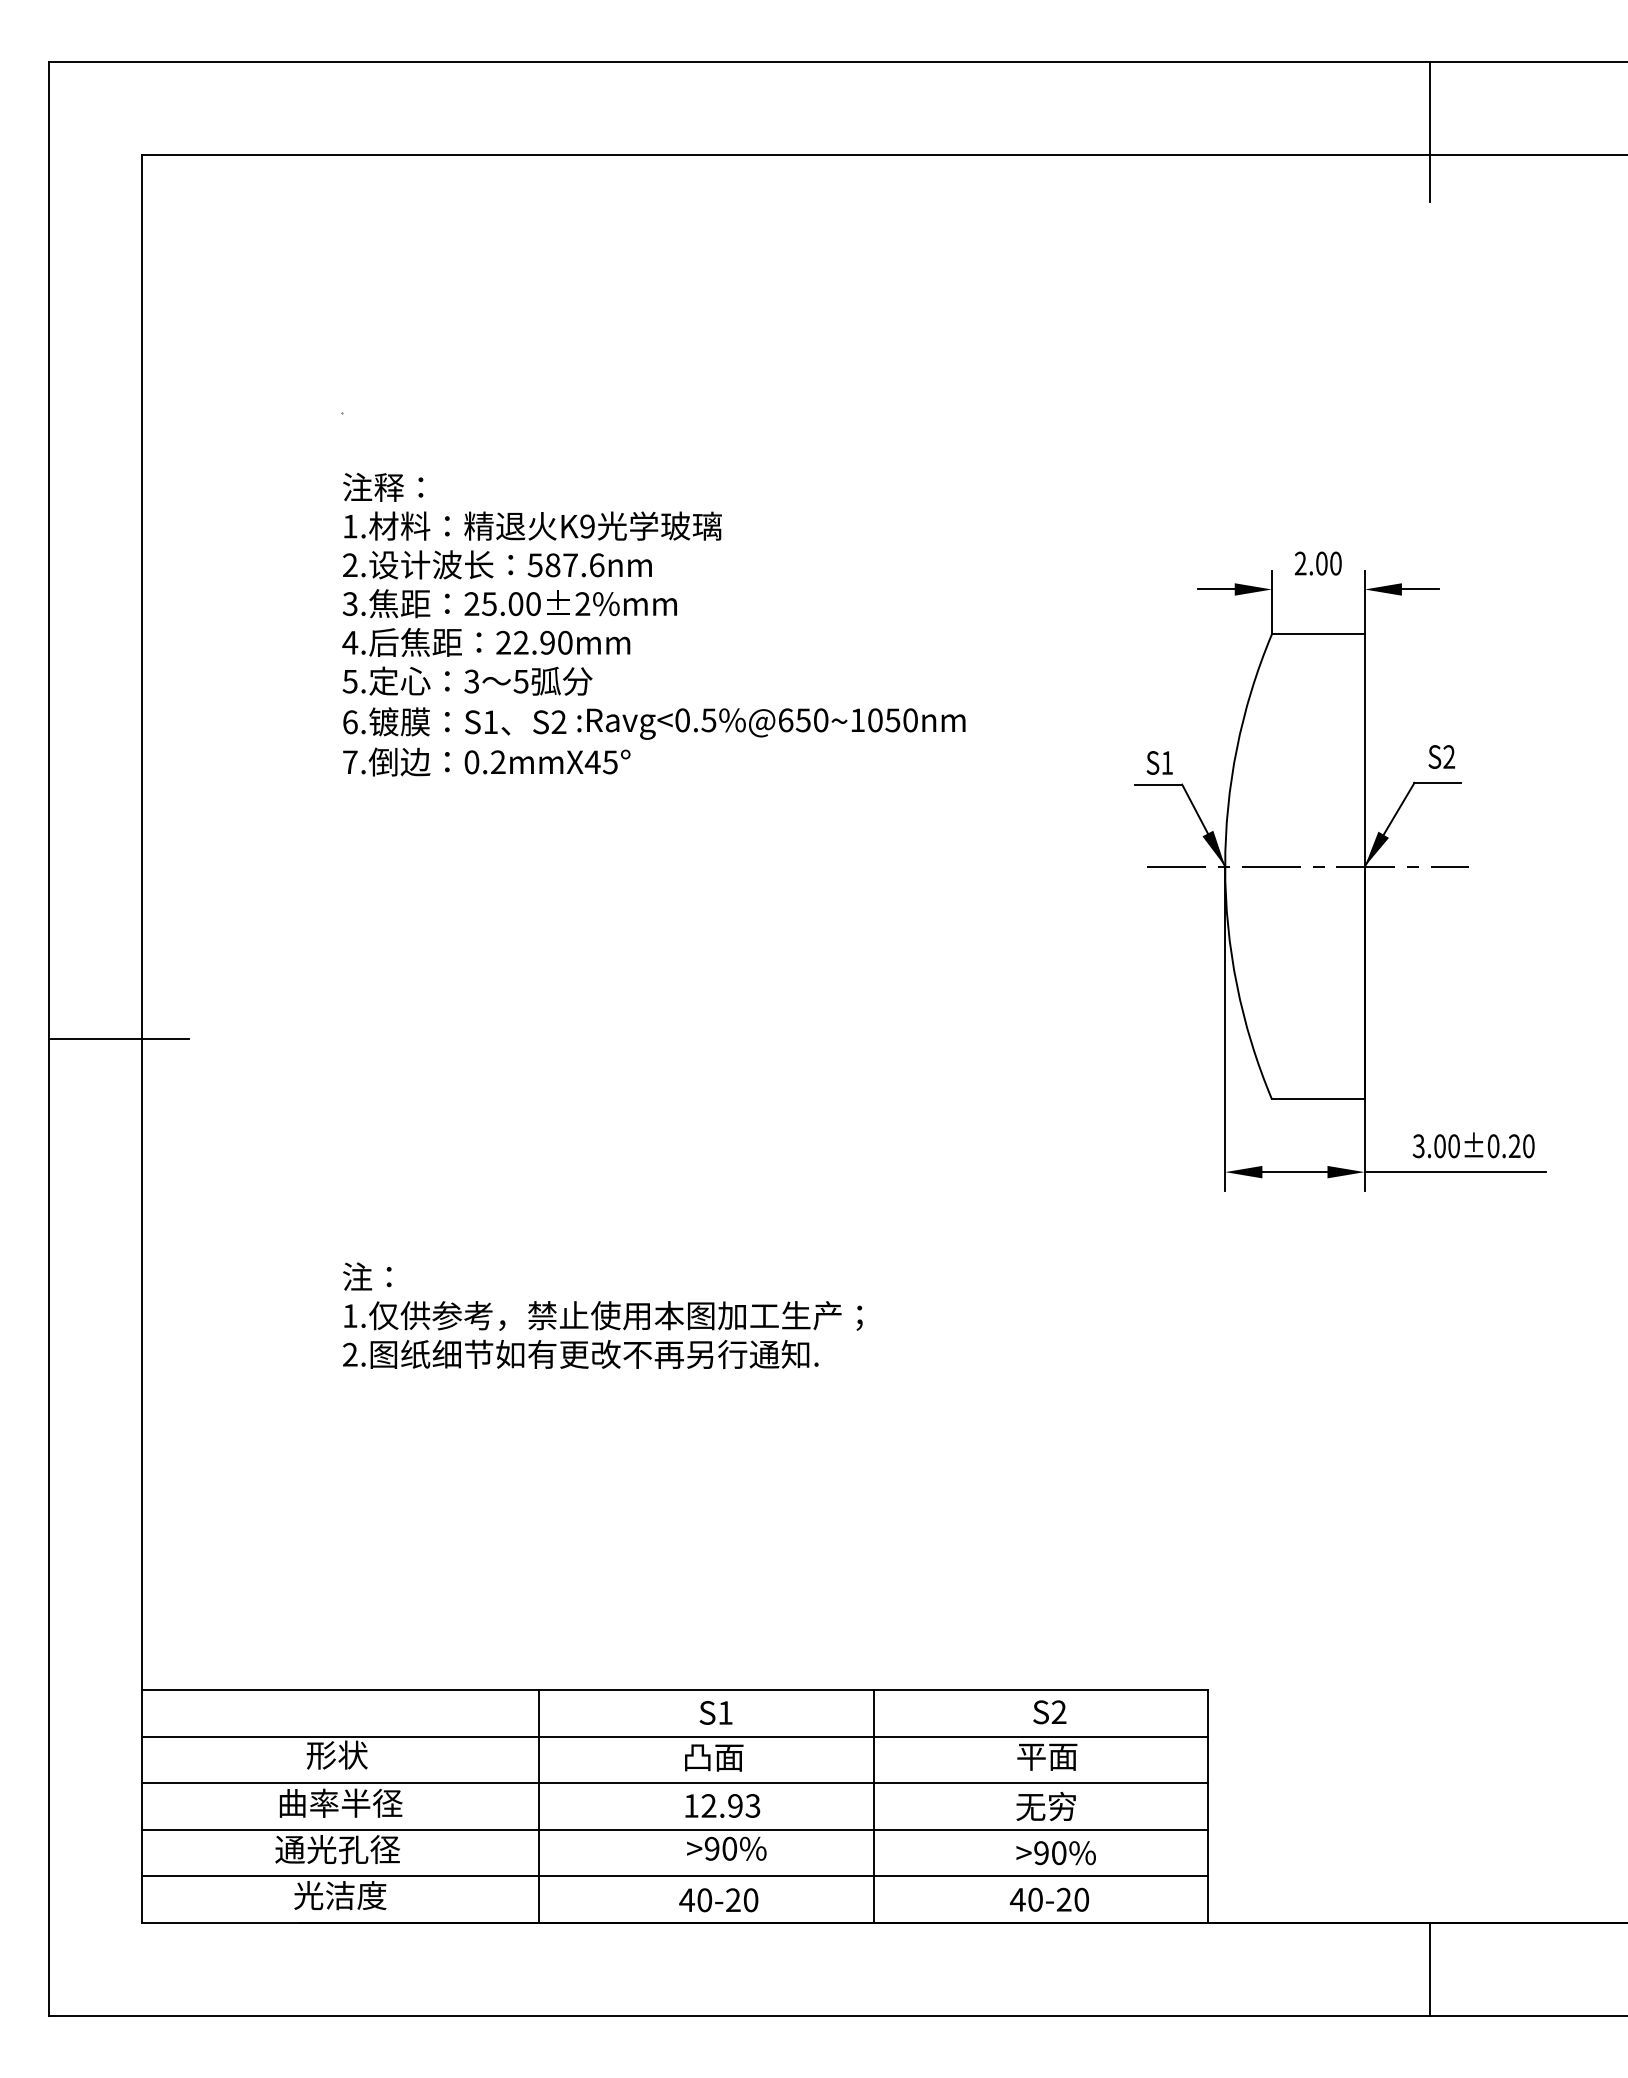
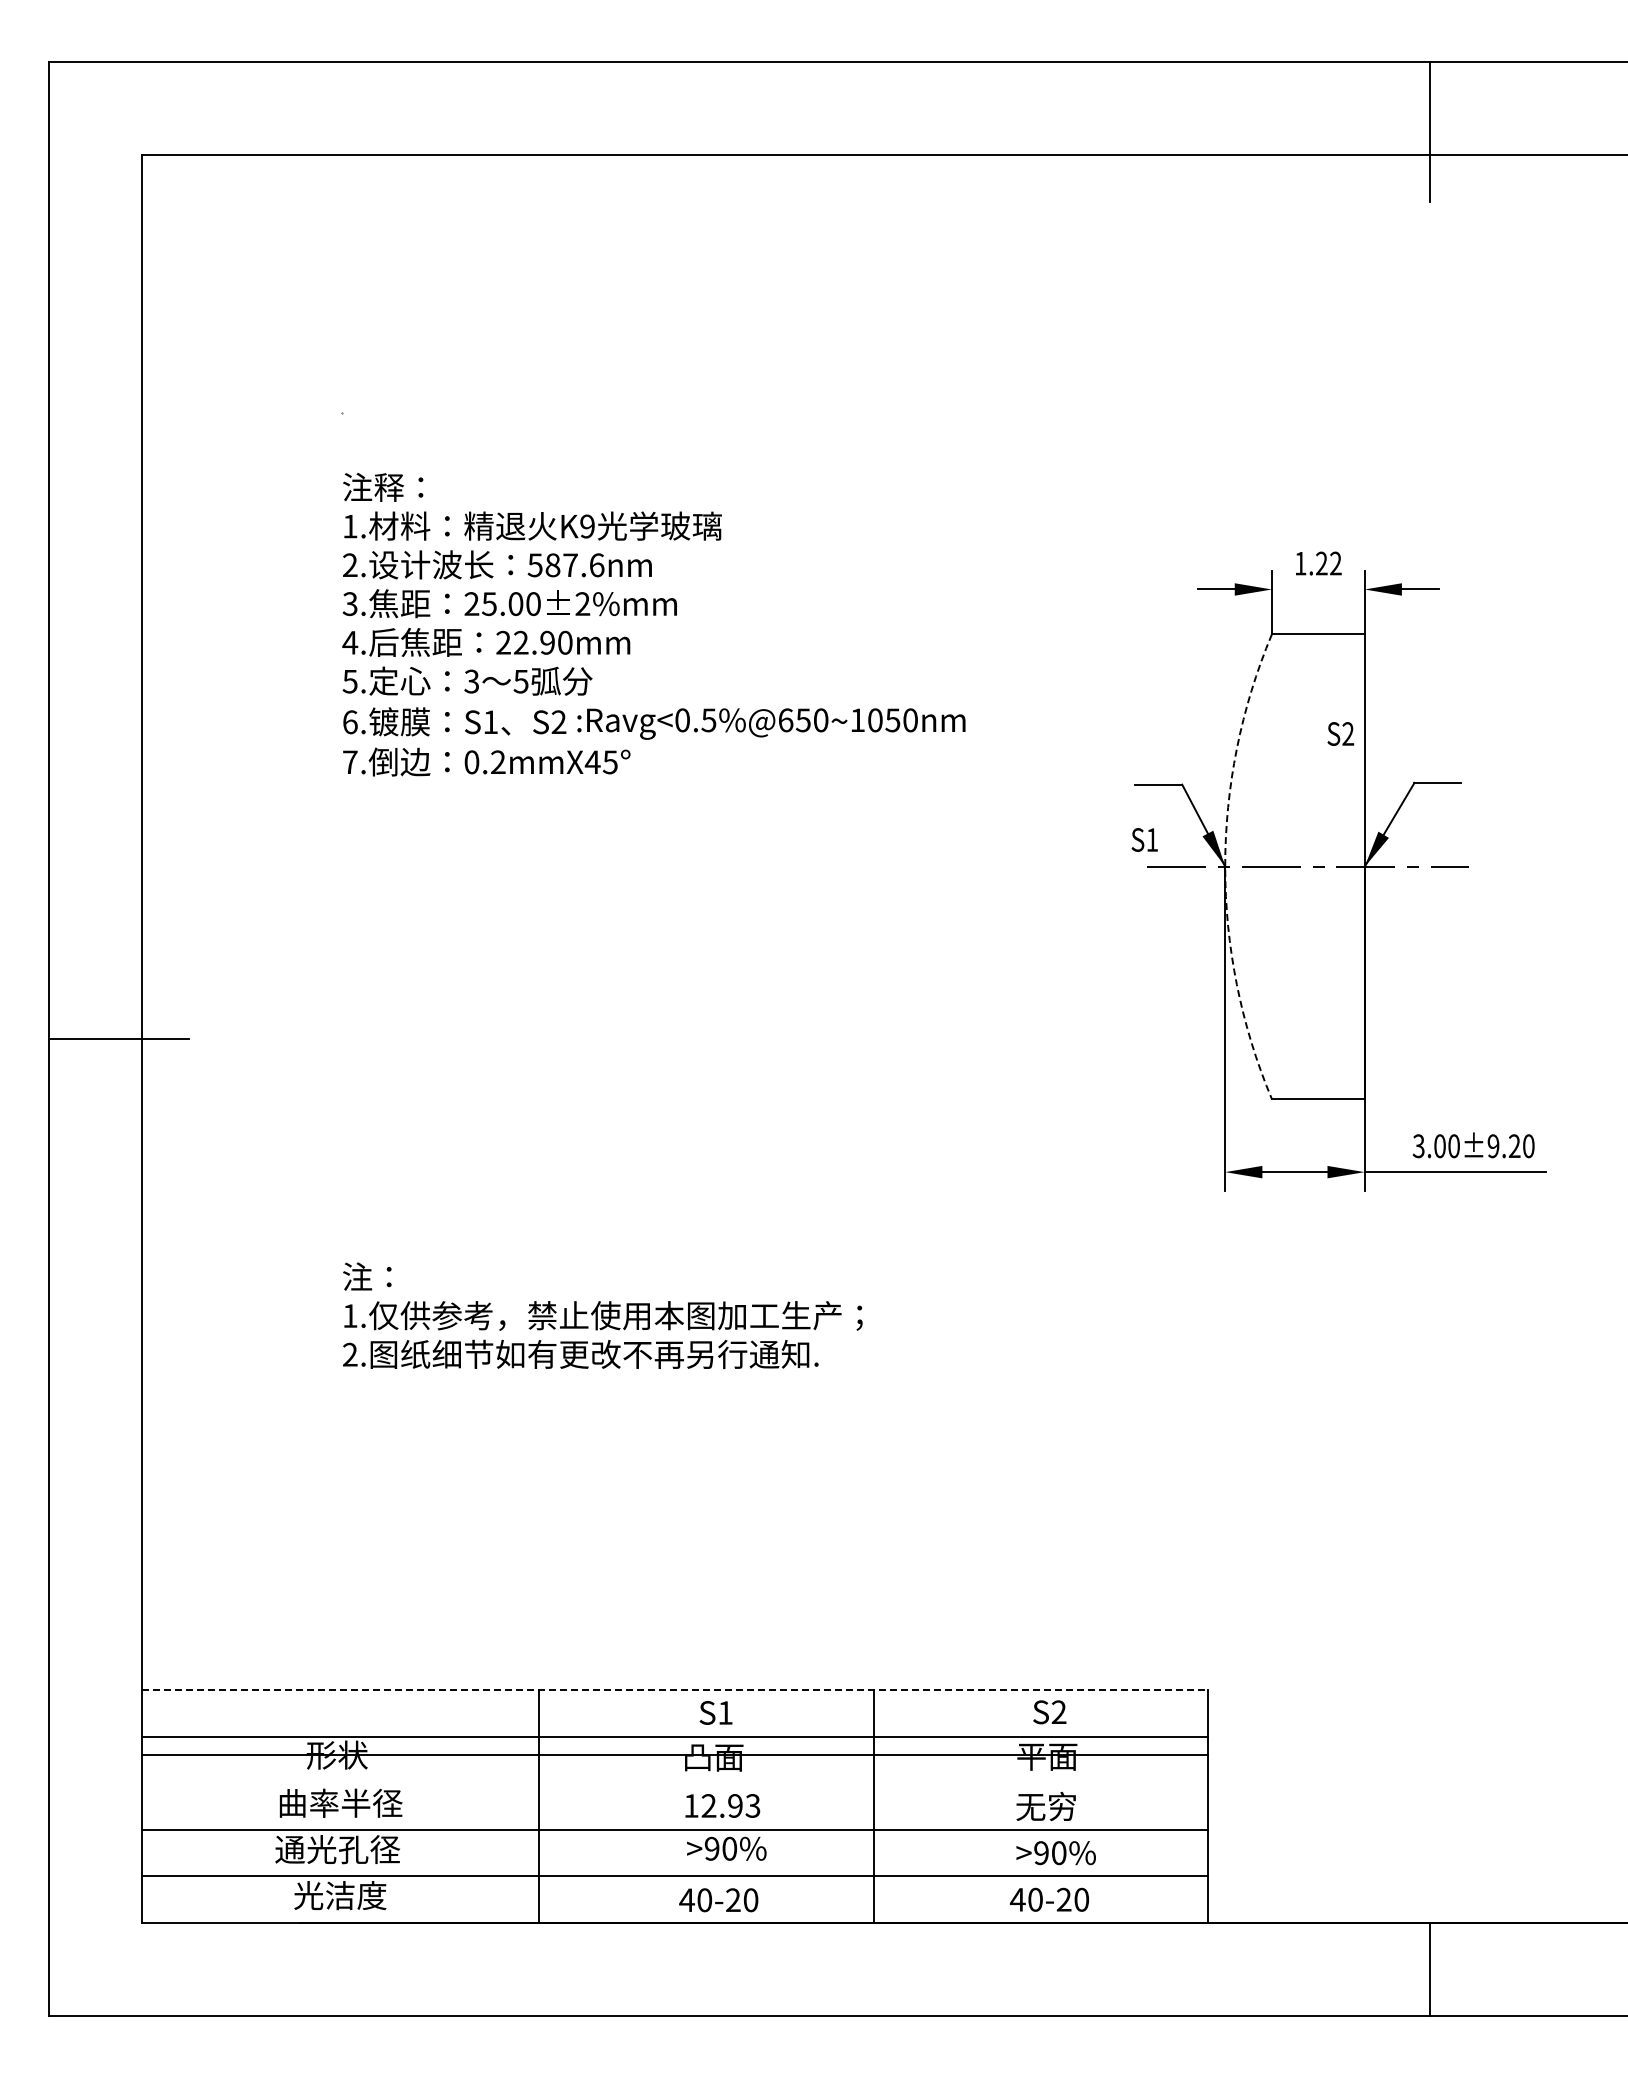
text: 2.00 -> 1.22 (1317, 563)
text position: (1441, 756) -> (1340, 733) (1340, 733)
text position: (1159, 762) -> (1144, 839) (1144, 839)
arc: solid -> dashed (1225, 866)
text: 3.00±0.20 -> 3.00±9.20 (1493, 1146)
line: solid -> dashed (675, 1690)
line position: (674, 1783) -> (674, 1755) (674, 1755)
